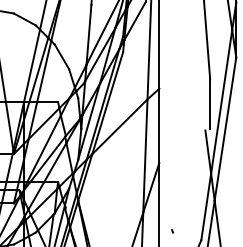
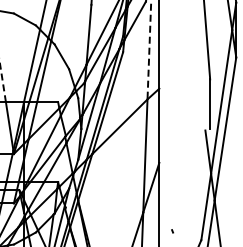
line: solid -> dashed (149, 50)
line: solid -> dashed (2, 82)
